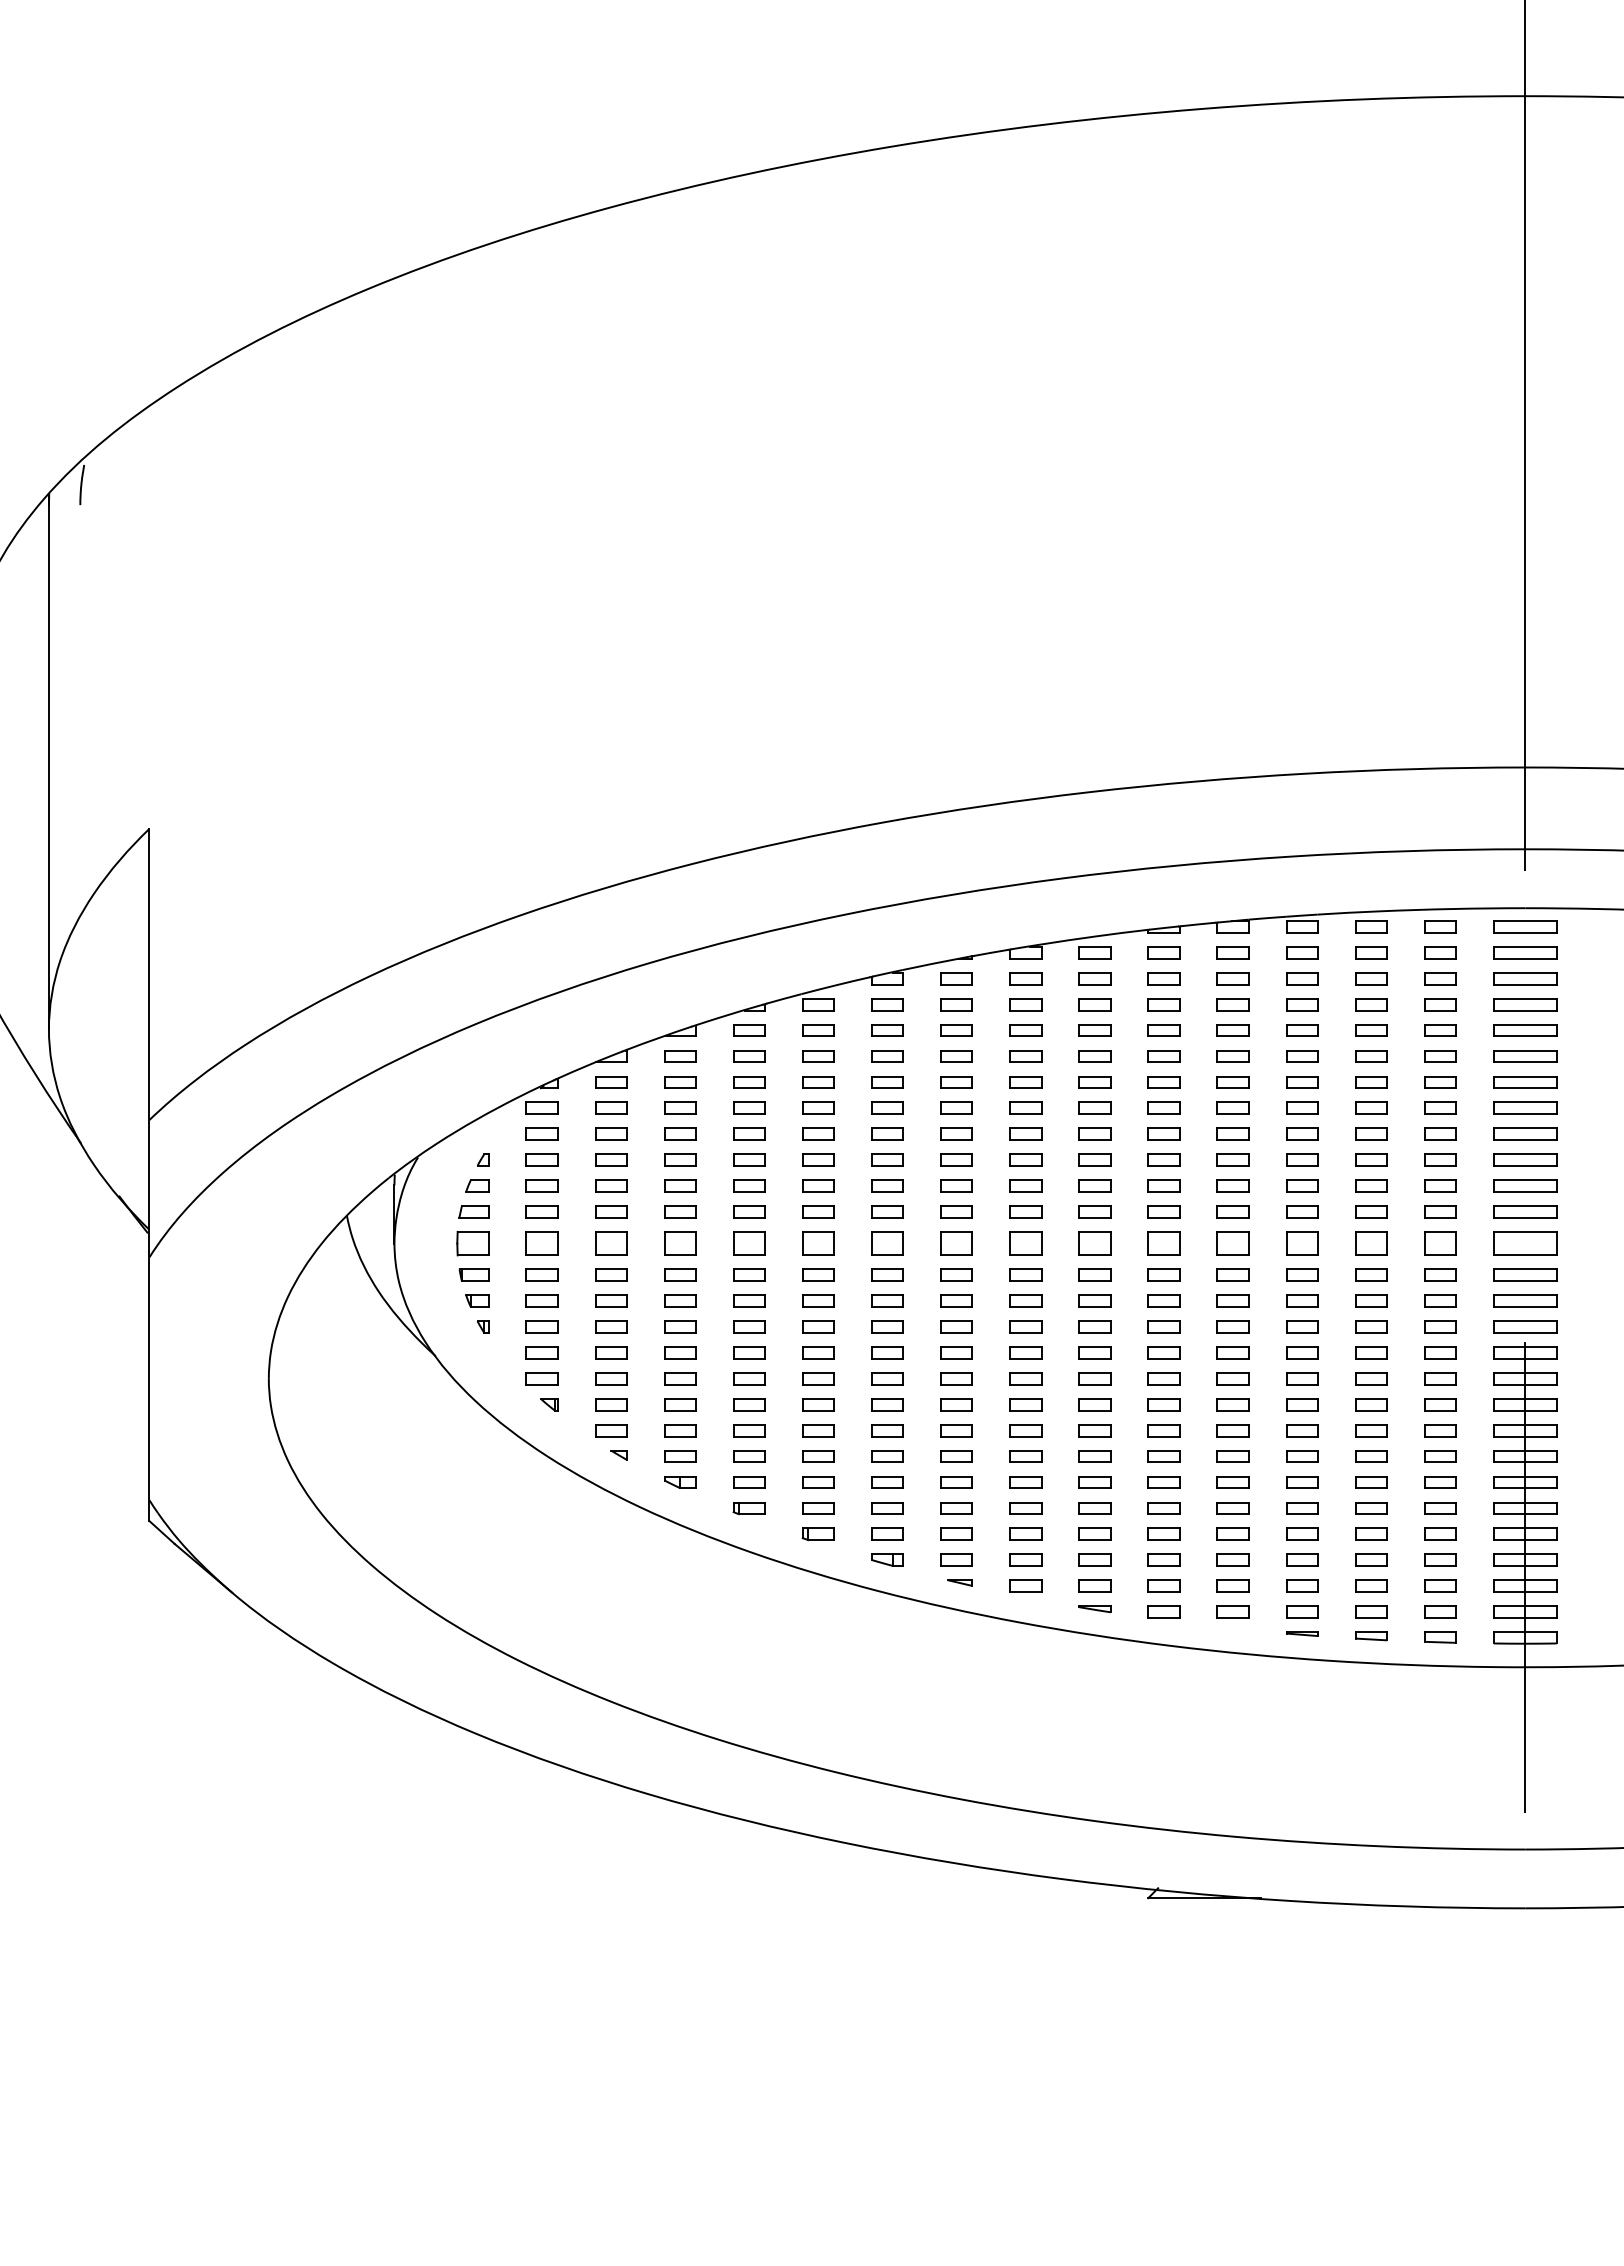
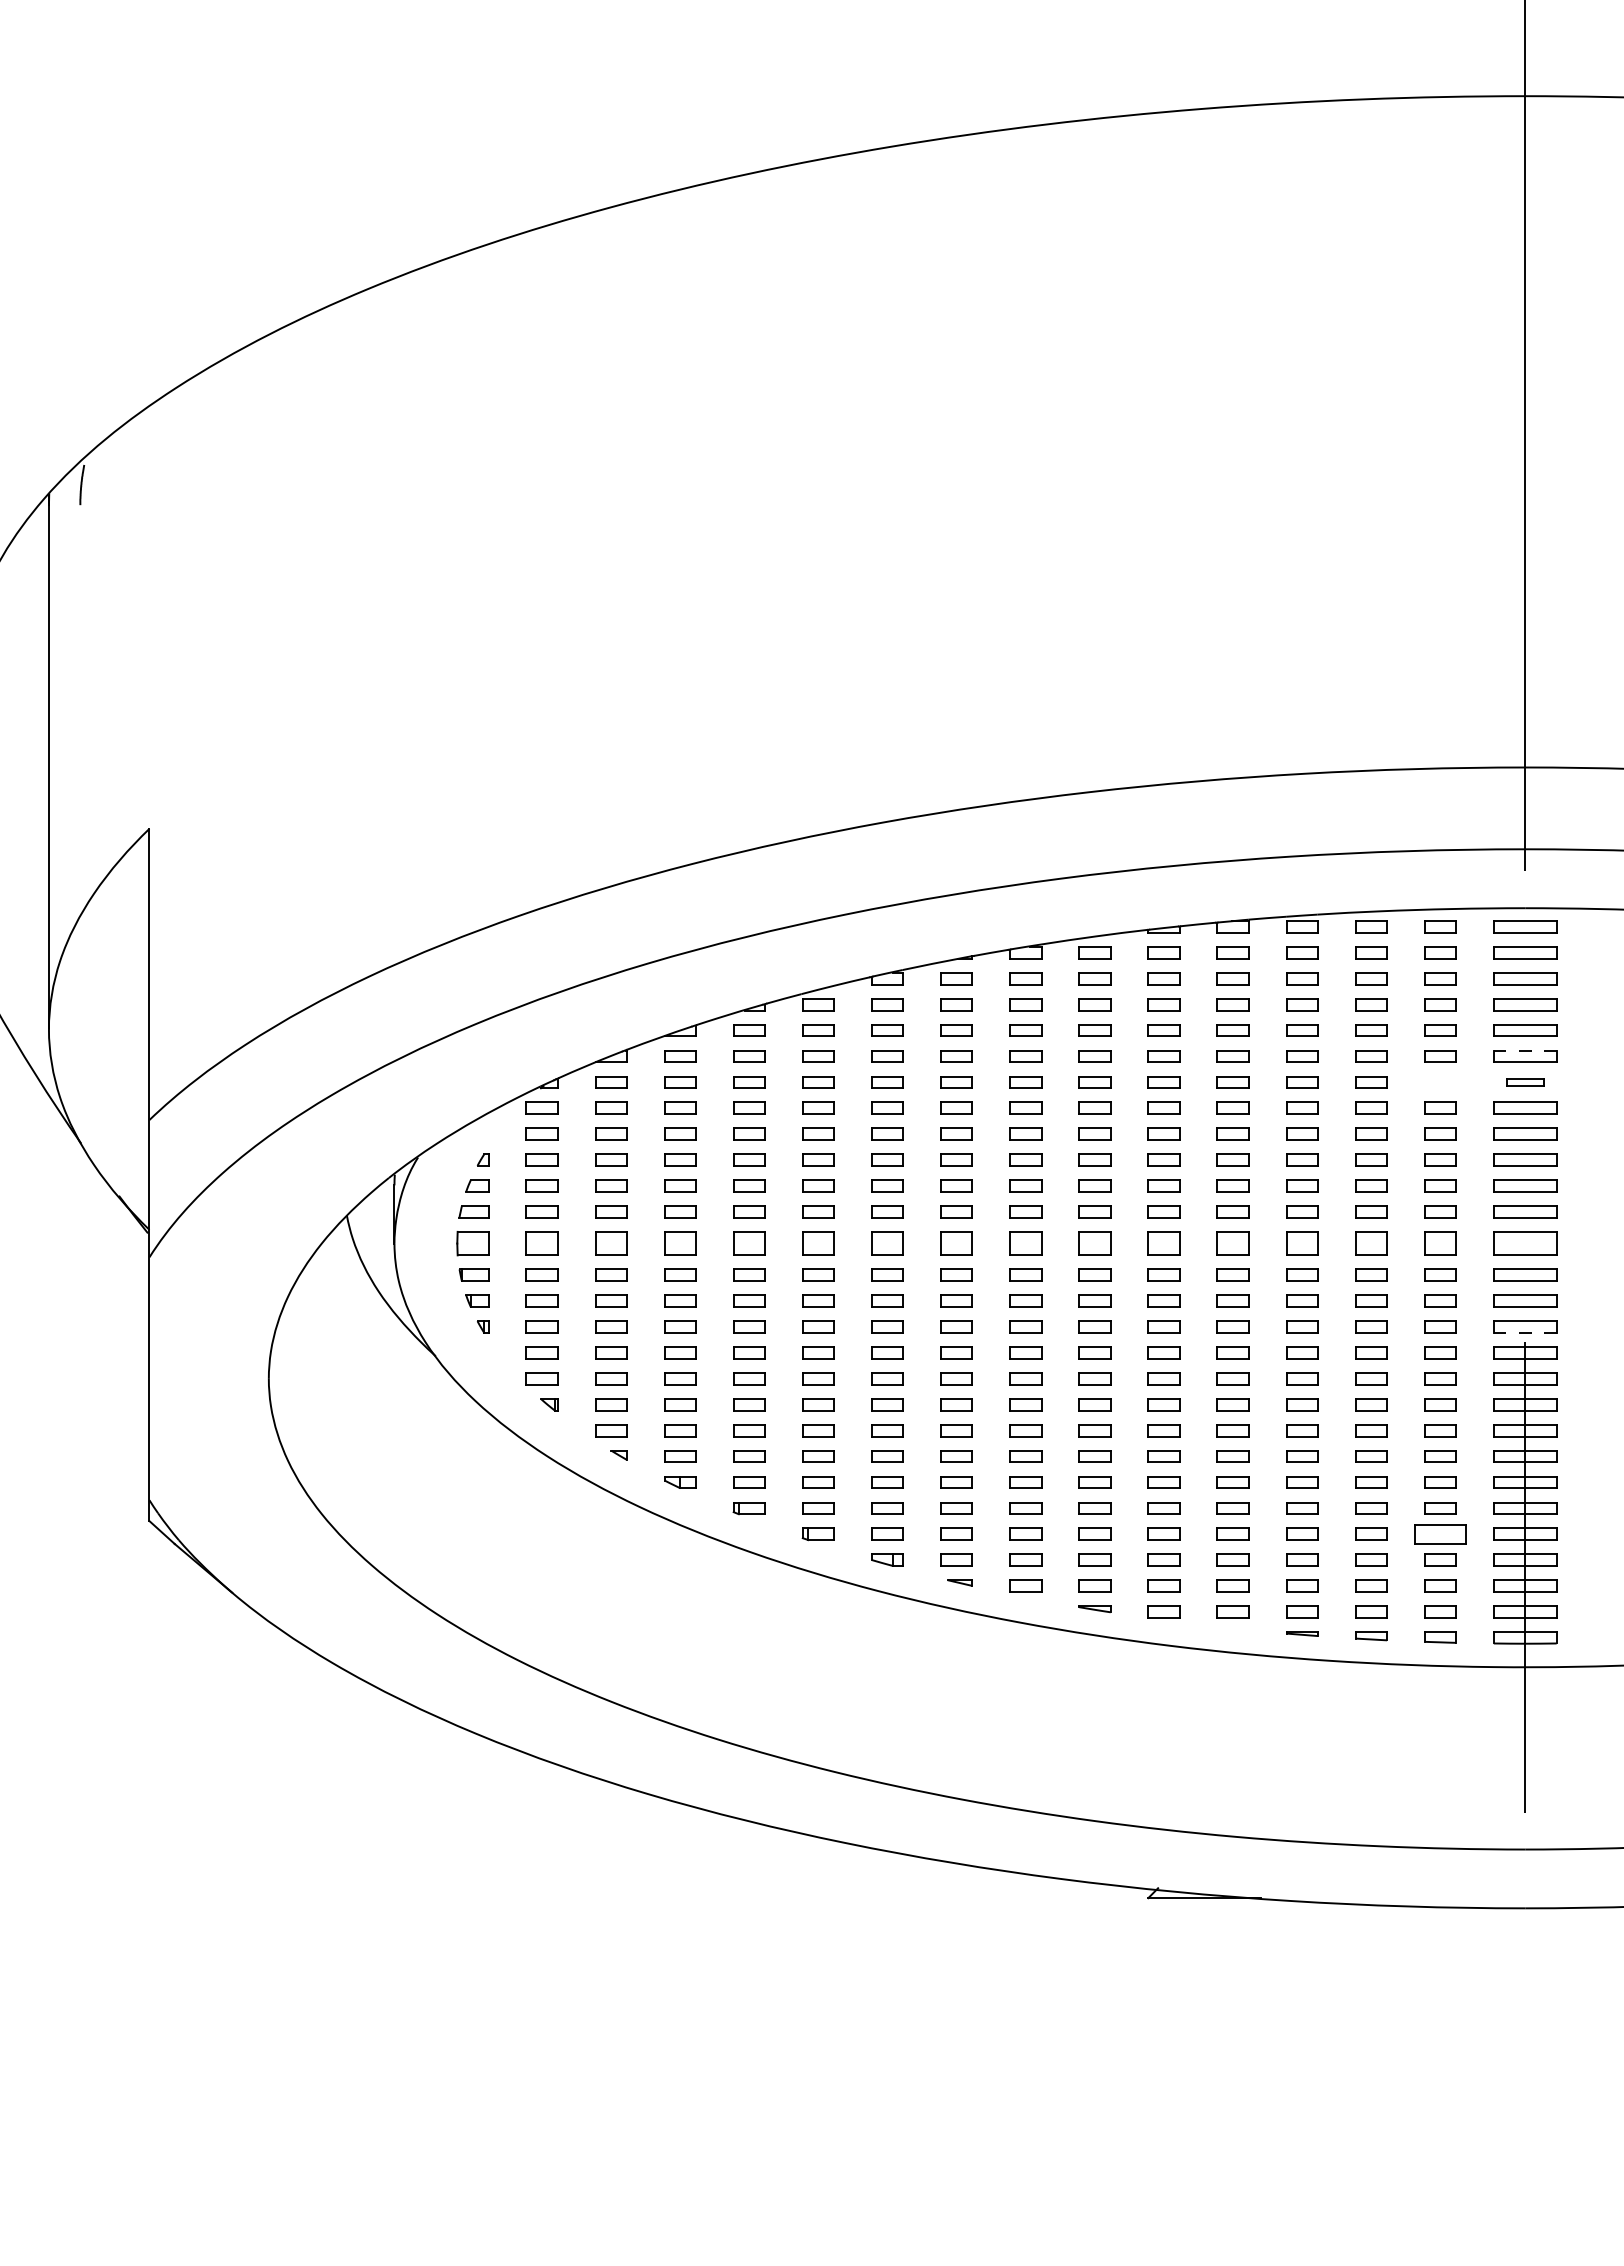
line: solid -> dashed (1524, 1050)
part: present -> none (1440, 1082)
part size: 65x13 px -> 39x9 px (1525, 1082)
line: solid -> dashed (1524, 1333)
part size: 33x14 px -> 53x21 px (1440, 1534)
